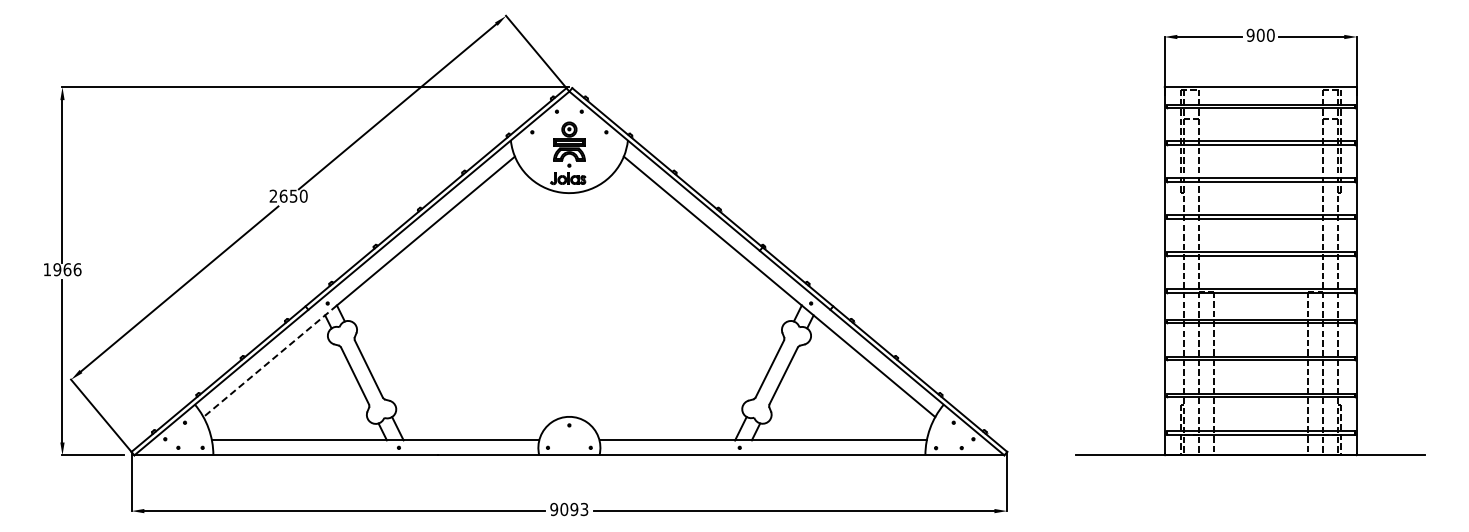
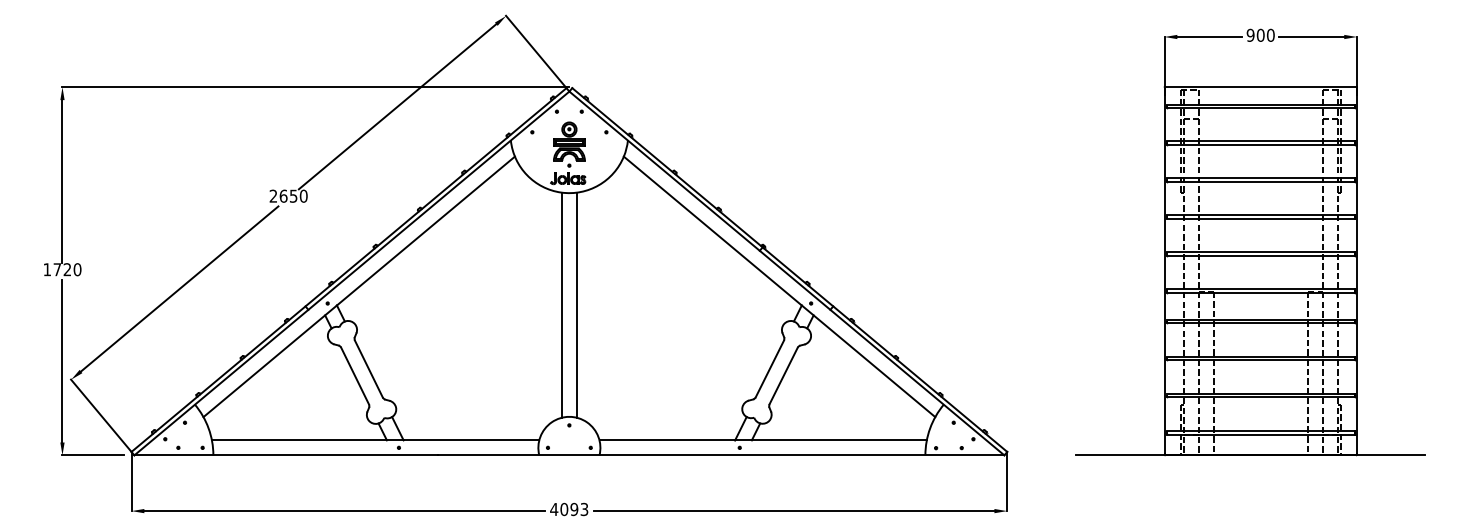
text: 1966 -> 1720 (67, 269)
line: none -> present (561, 304)
line: none -> present (576, 304)
line: dashed -> solid (270, 361)
text: 9093 -> 4093 (554, 509)
